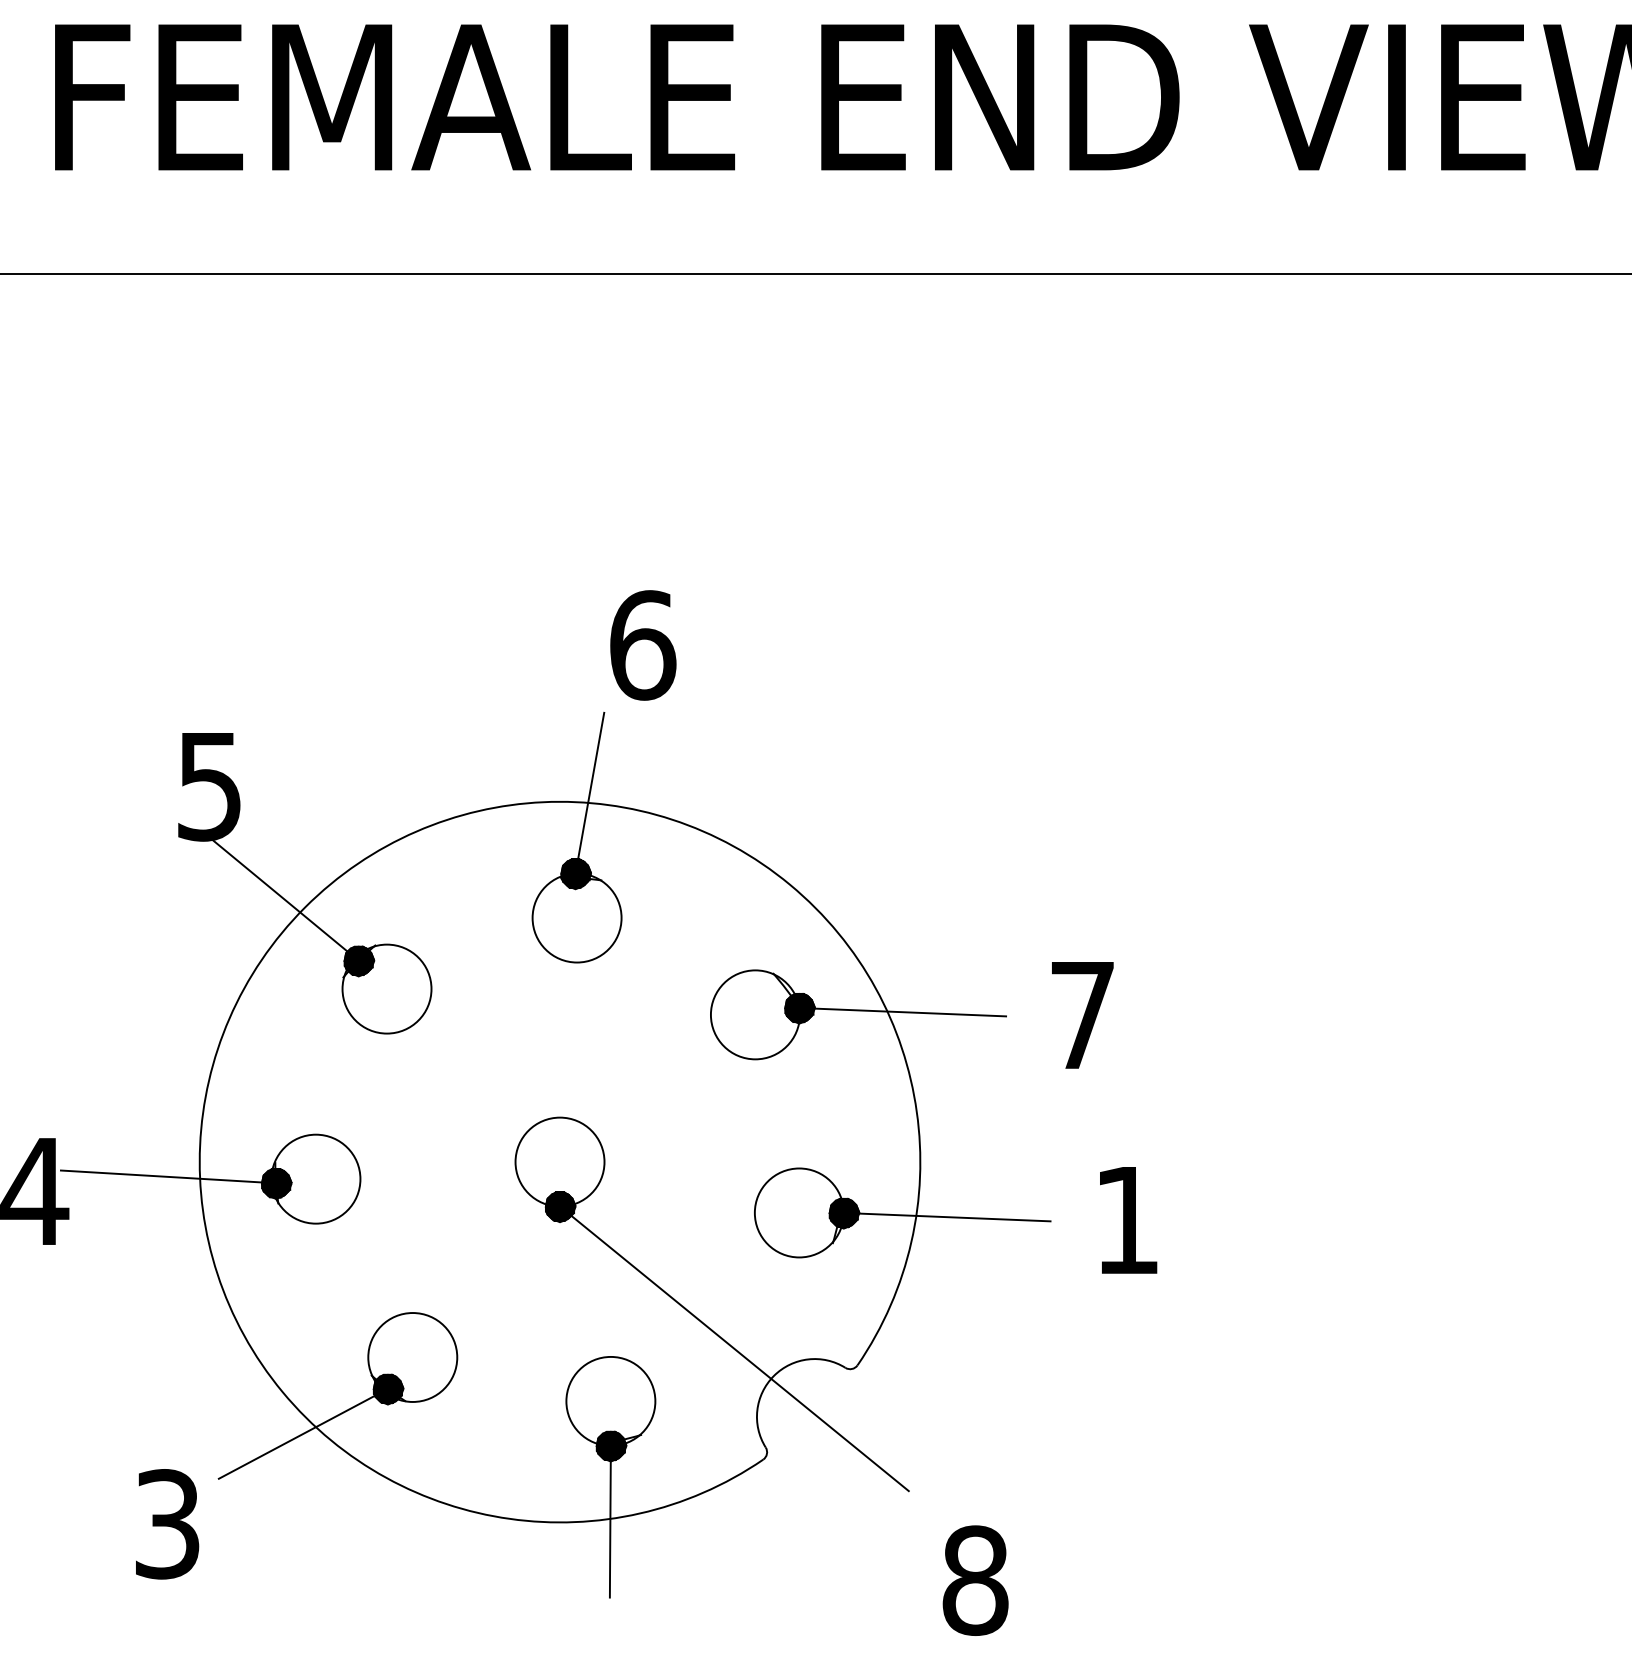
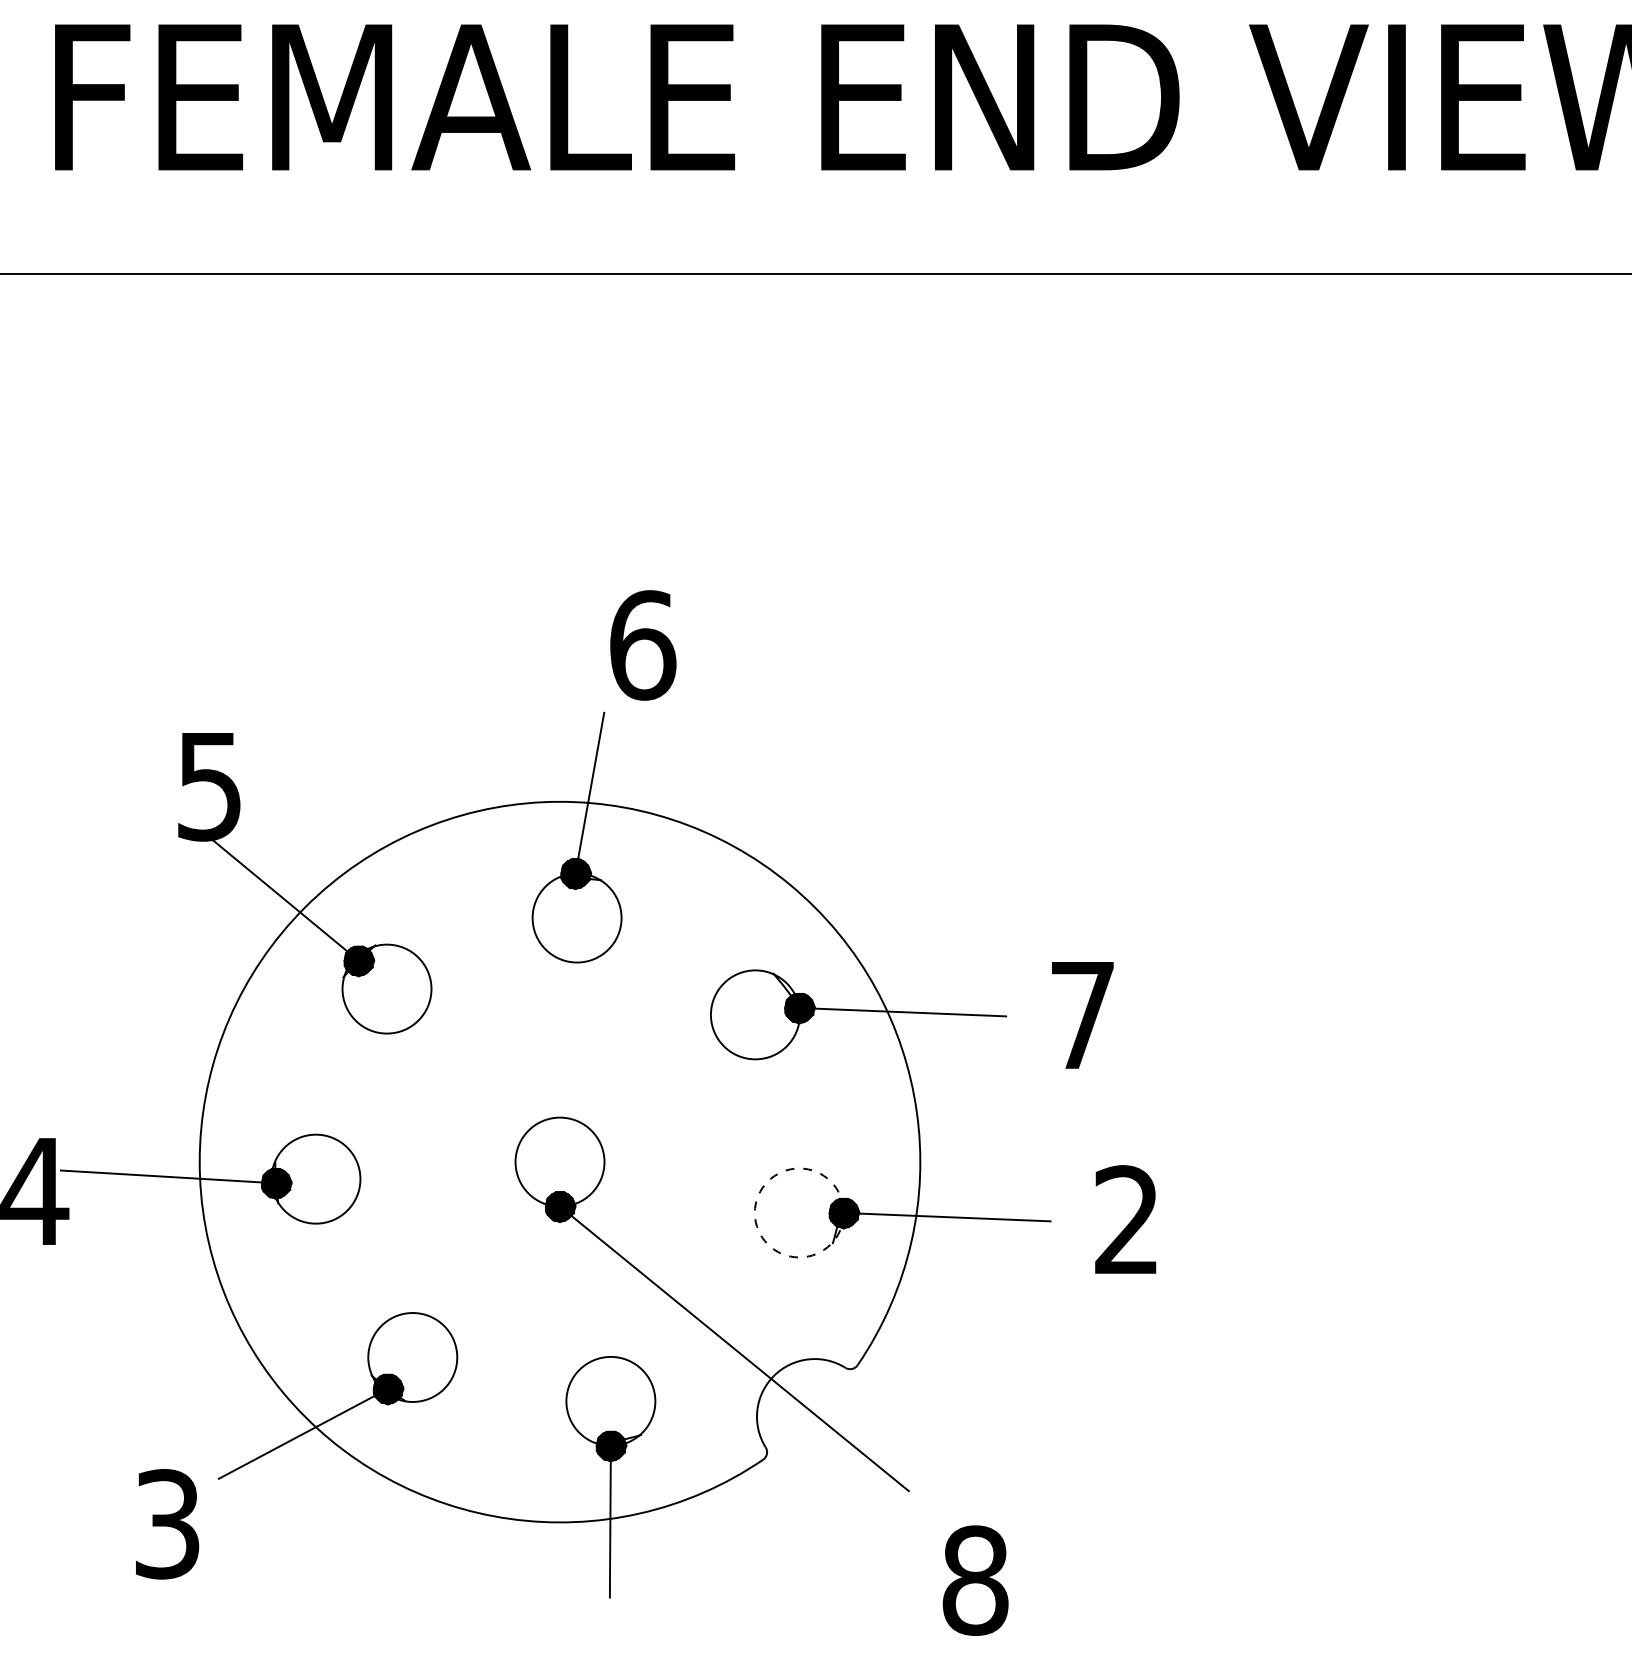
circle: solid -> dashed (798, 1212)
text: 1 -> 2 (1126, 1219)
